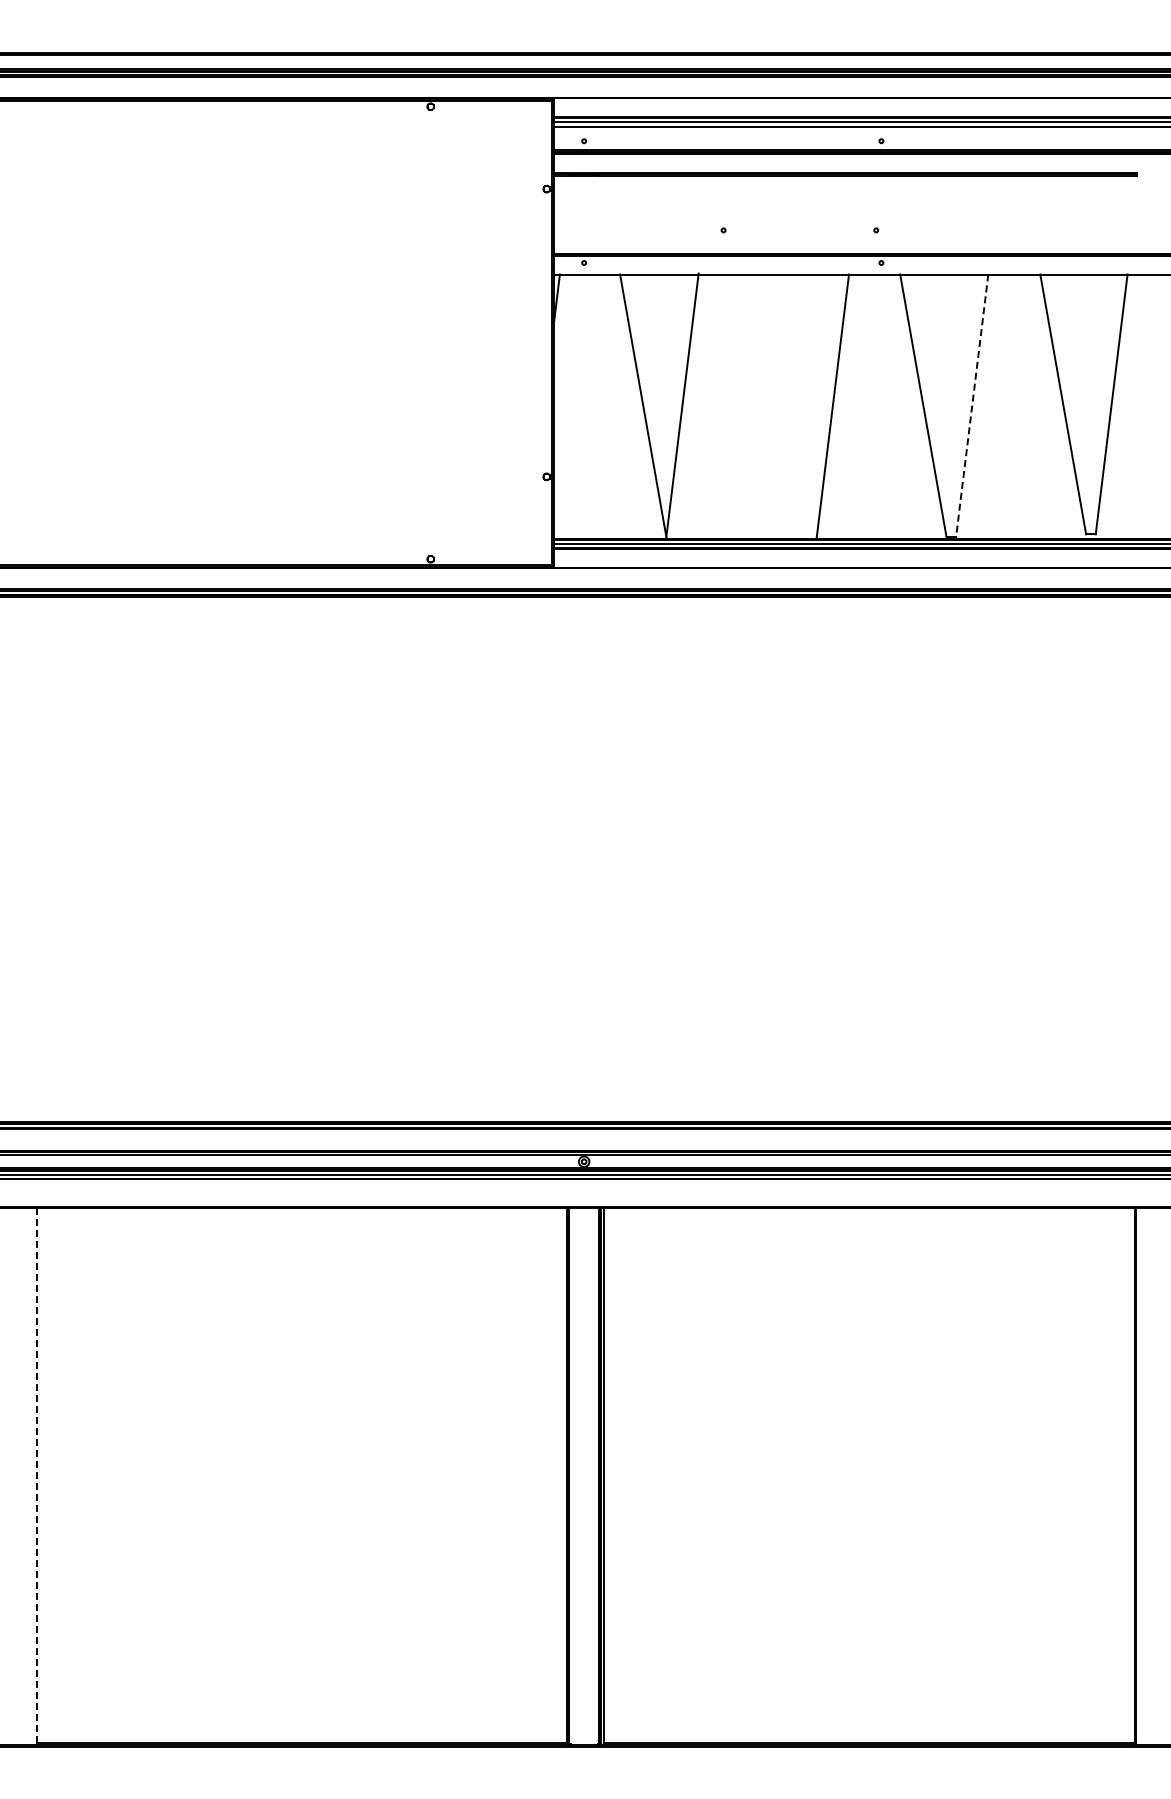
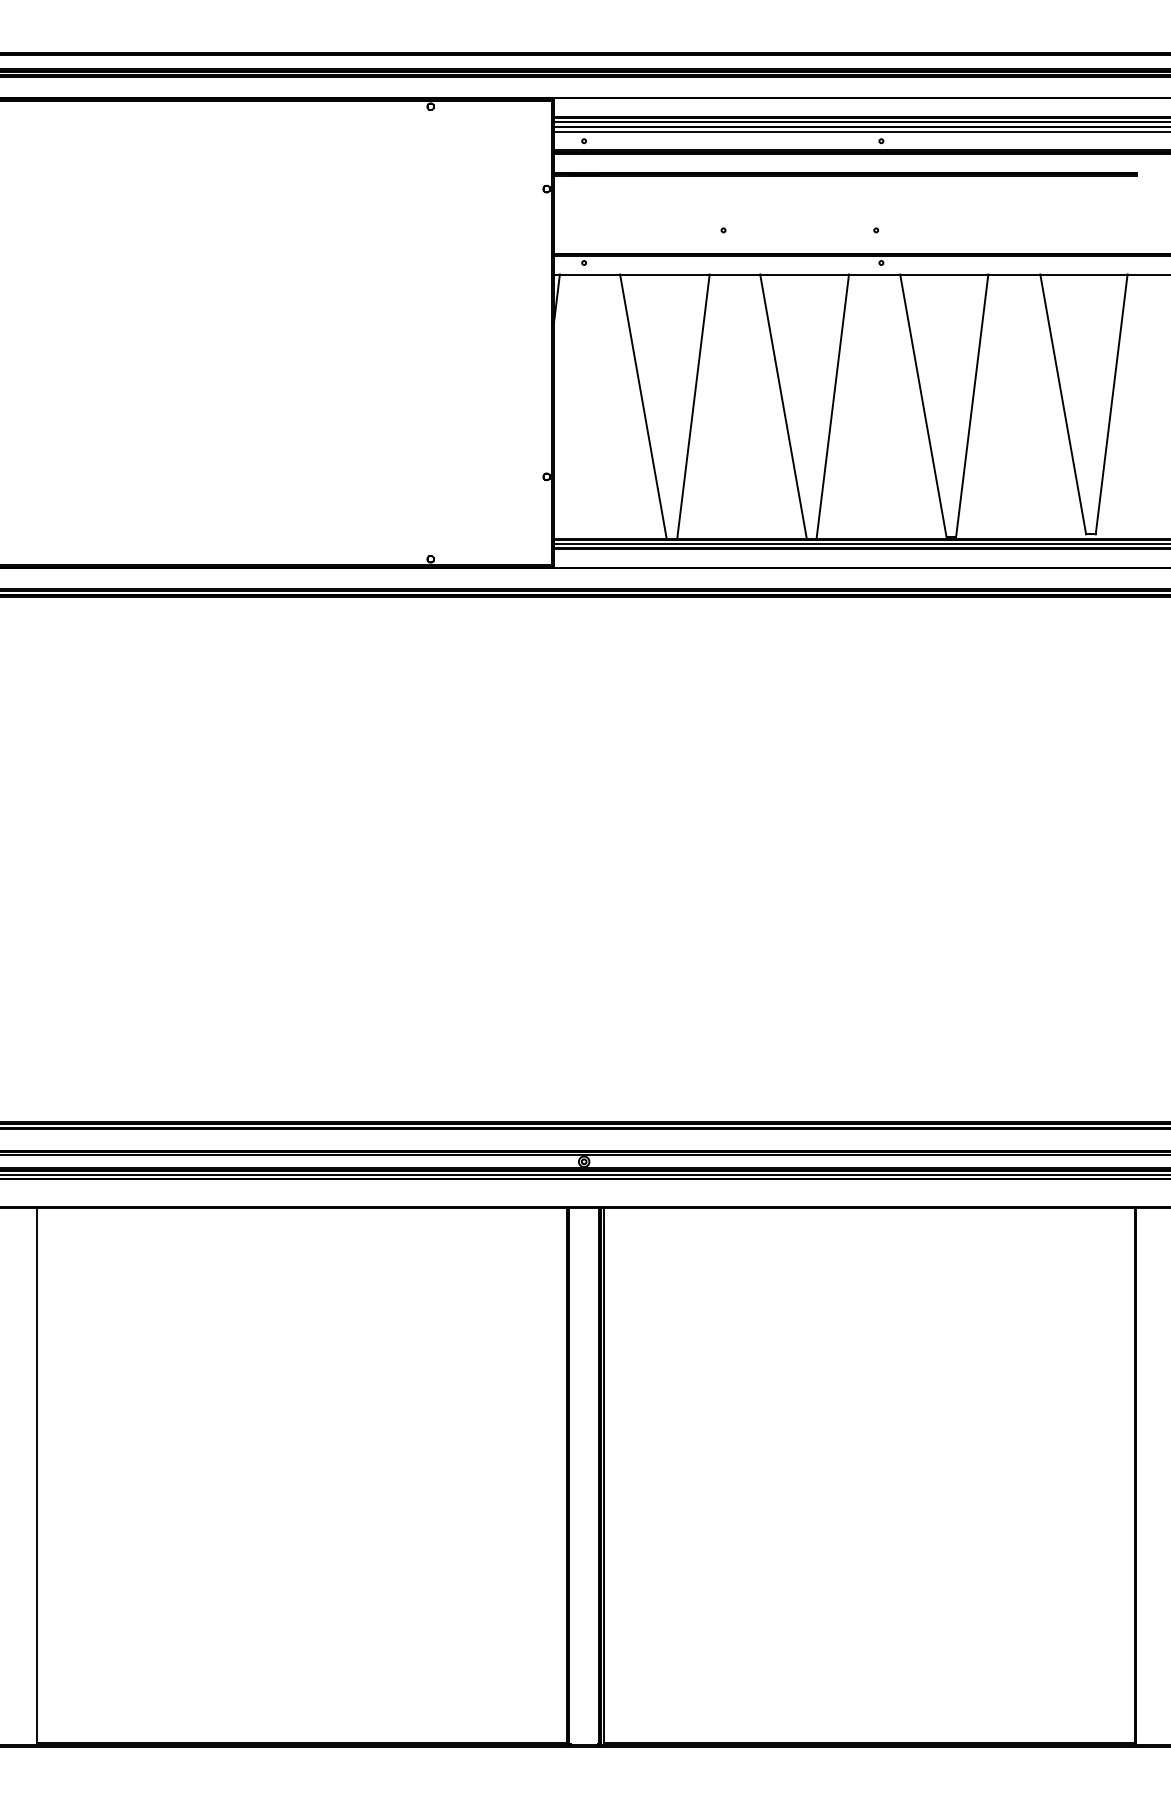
line: none -> present (860, 131)
line position: (682, 405) -> (693, 406) (693, 406)
line: none -> present (783, 406)
line: dashed -> solid (972, 406)
line: dashed -> solid (36, 1475)
